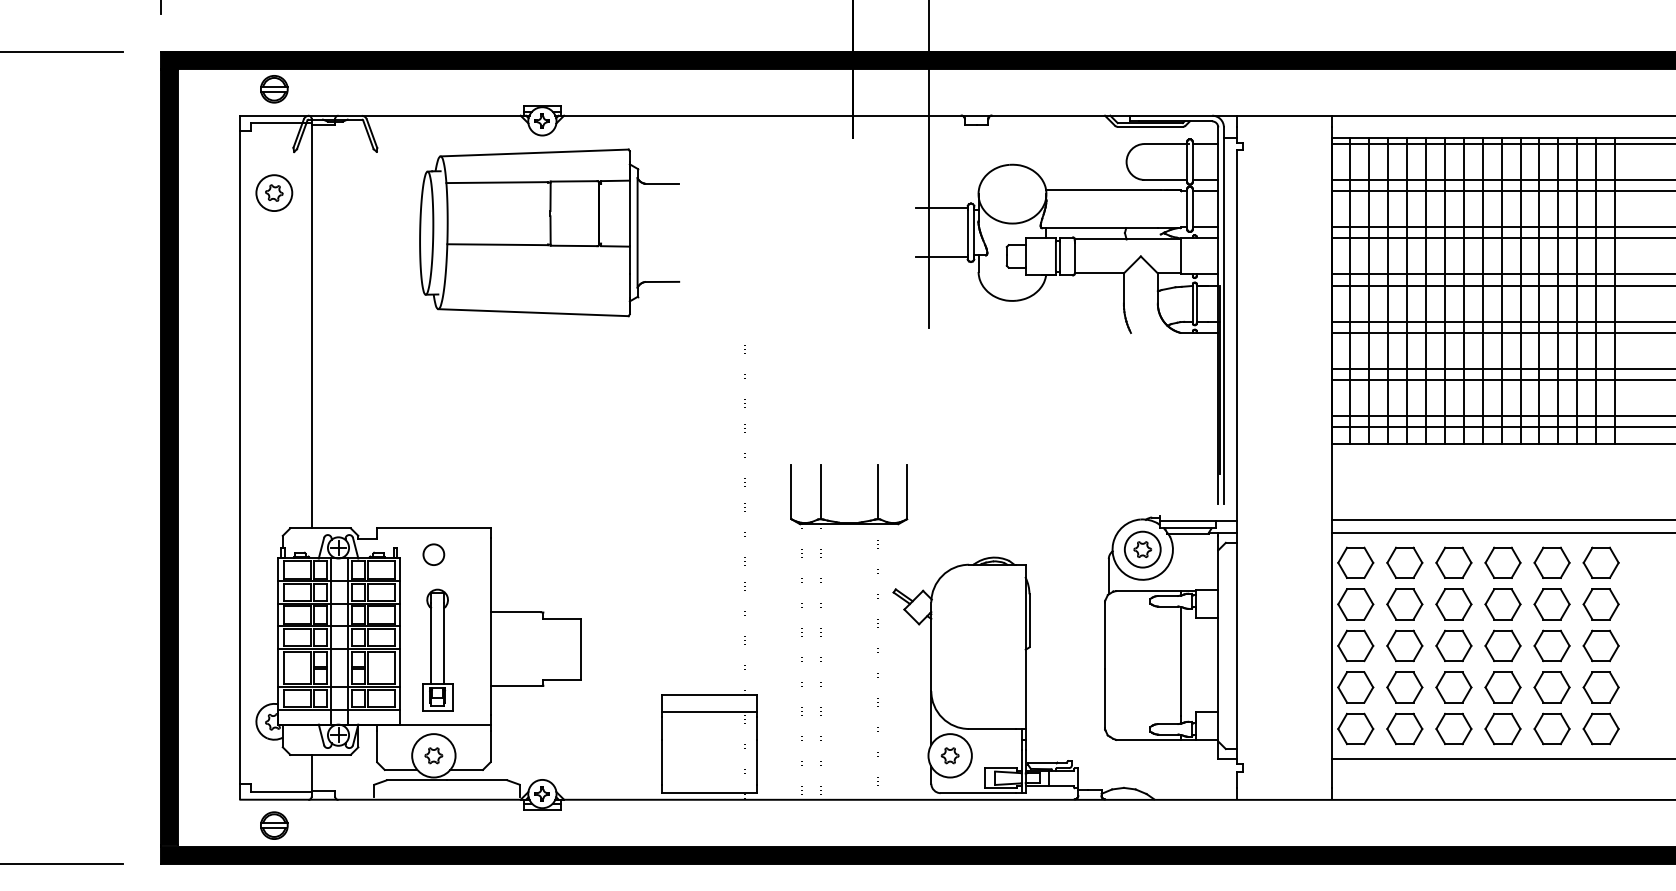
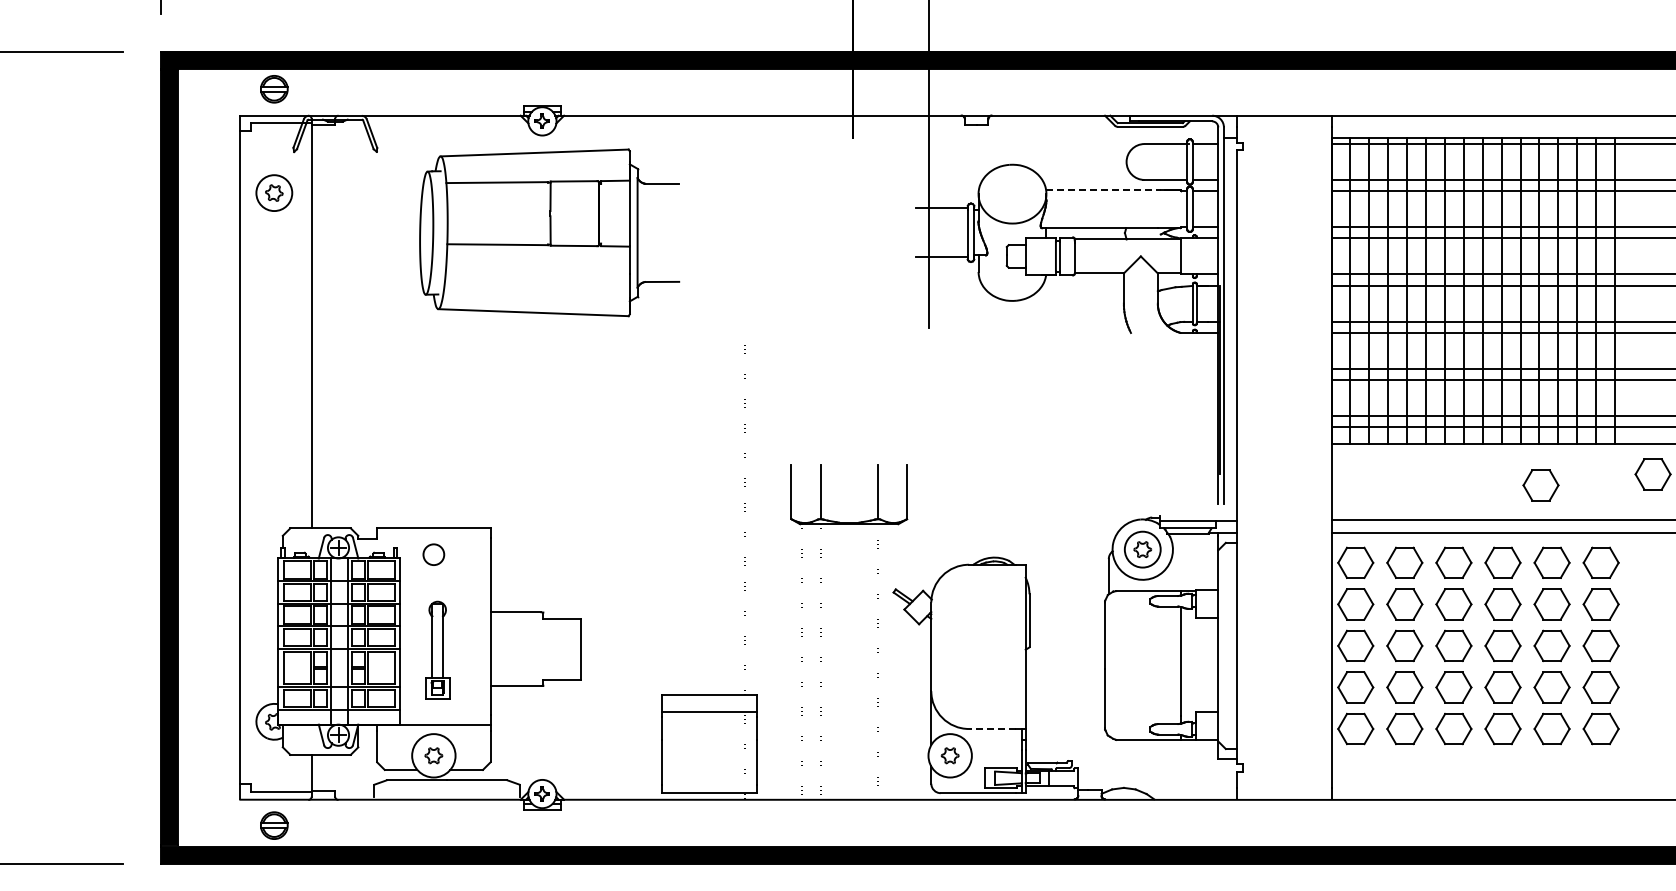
line: solid -> dashed (1103, 190)
part: none -> present (1652, 474)
part: none -> present (1540, 485)
part size: 32x124 px -> 26x100 px (437, 649)
line: solid -> dashed (991, 729)
line: present -> none (1501, 759)
